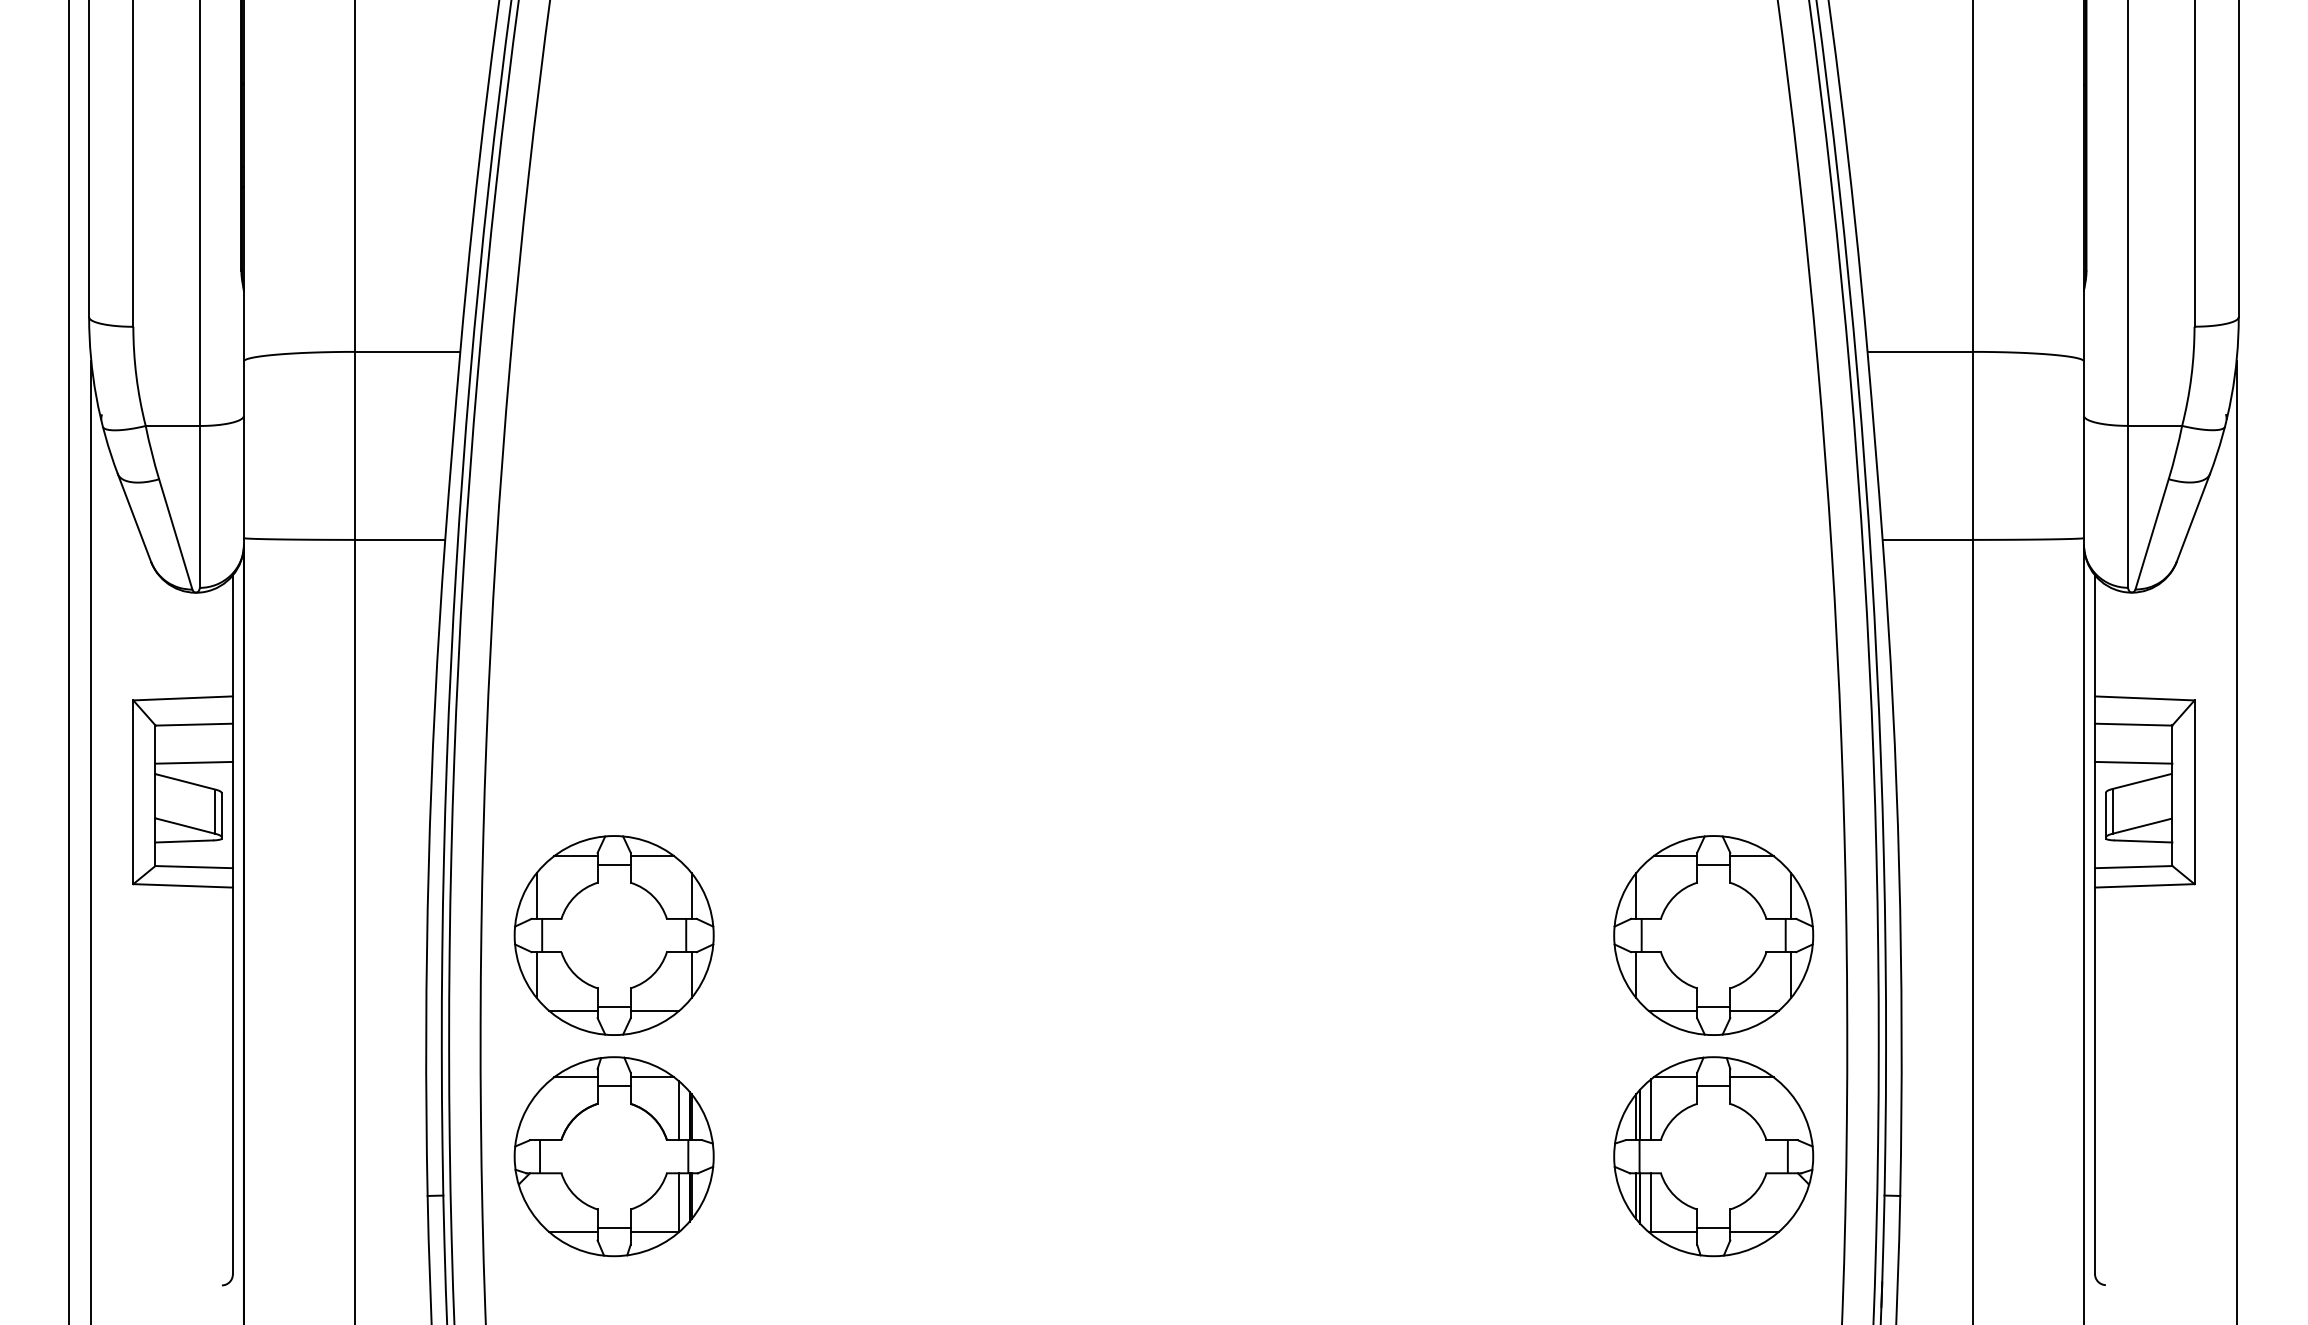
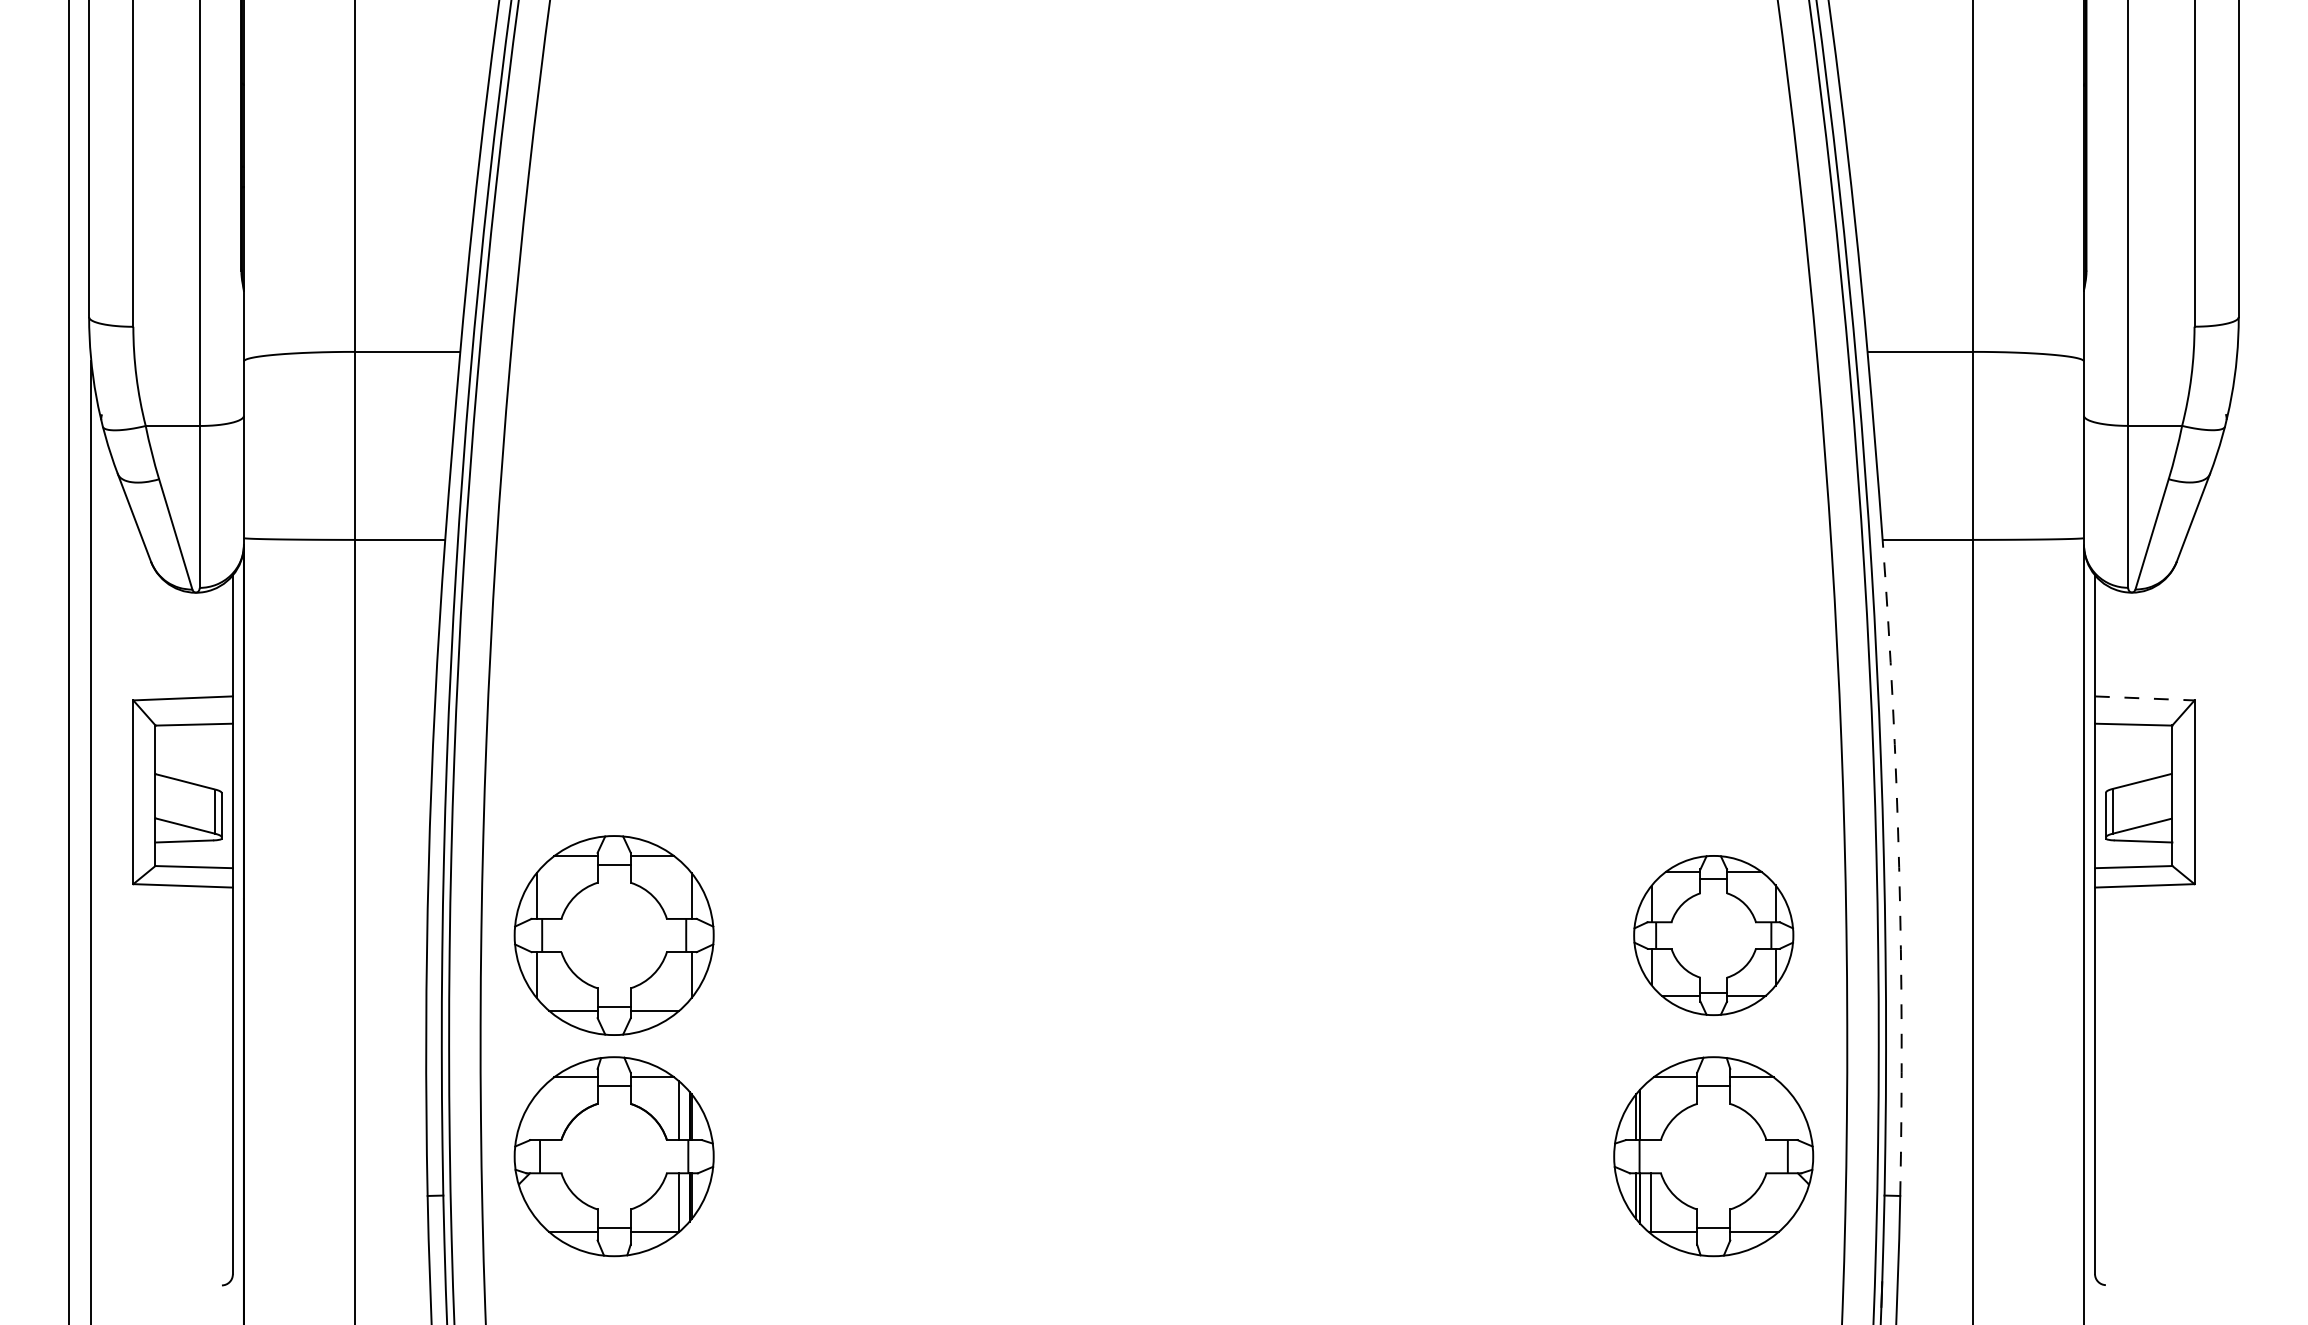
line: solid -> dashed (2144, 698)
line: present -> none (193, 762)
line: present -> none (2133, 762)
line: present -> none (2236, 841)
arc: solid -> dashed (1899, 867)
part size: 202x201 px -> 162x161 px (1713, 935)
line: present -> none (1651, 1109)
